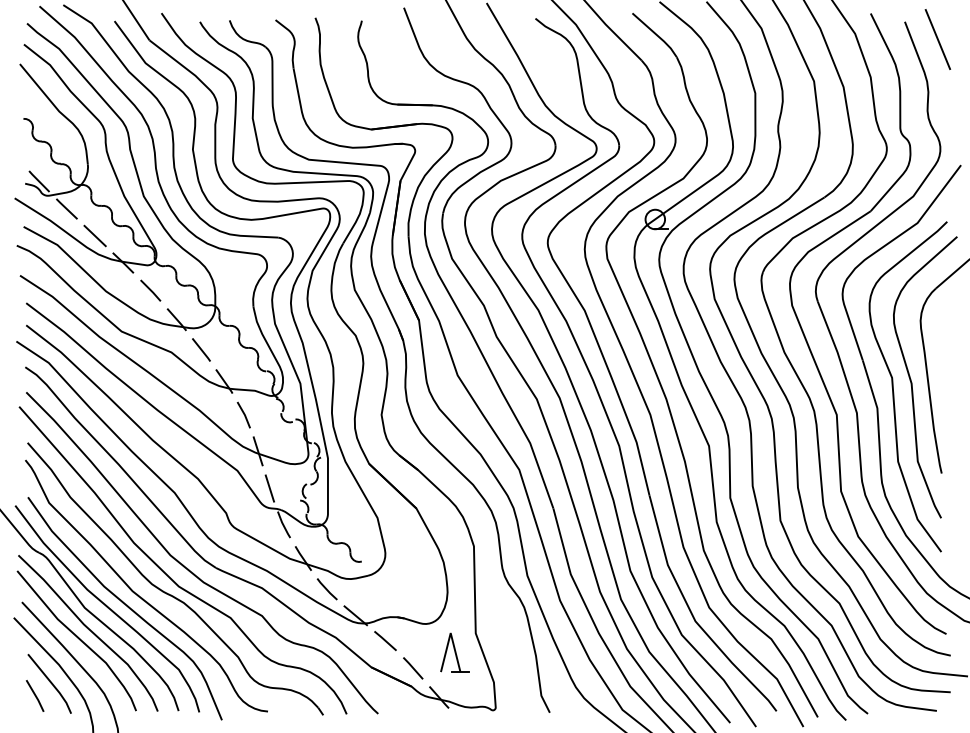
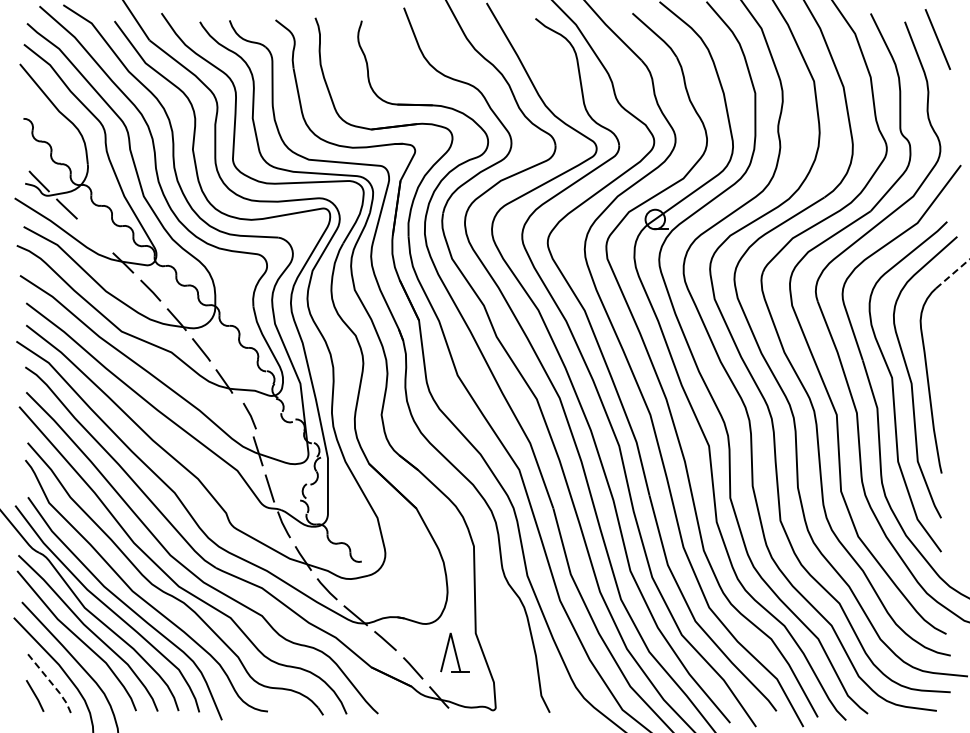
line: present -> none (94, 235)
line: solid -> dashed (953, 273)
line position: (243, 414) -> (249, 415) (249, 415)
line: solid -> dashed (52, 683)
